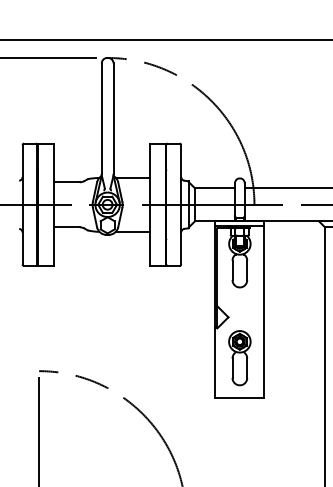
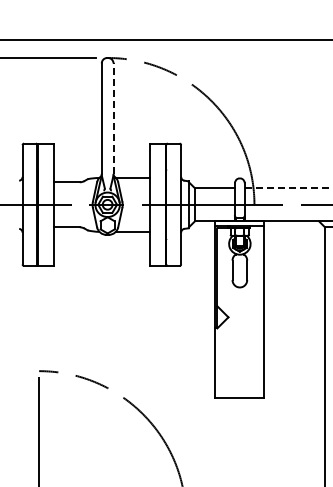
line: solid -> dashed (113, 118)
line: solid -> dashed (288, 188)
part: present -> none (239, 358)
